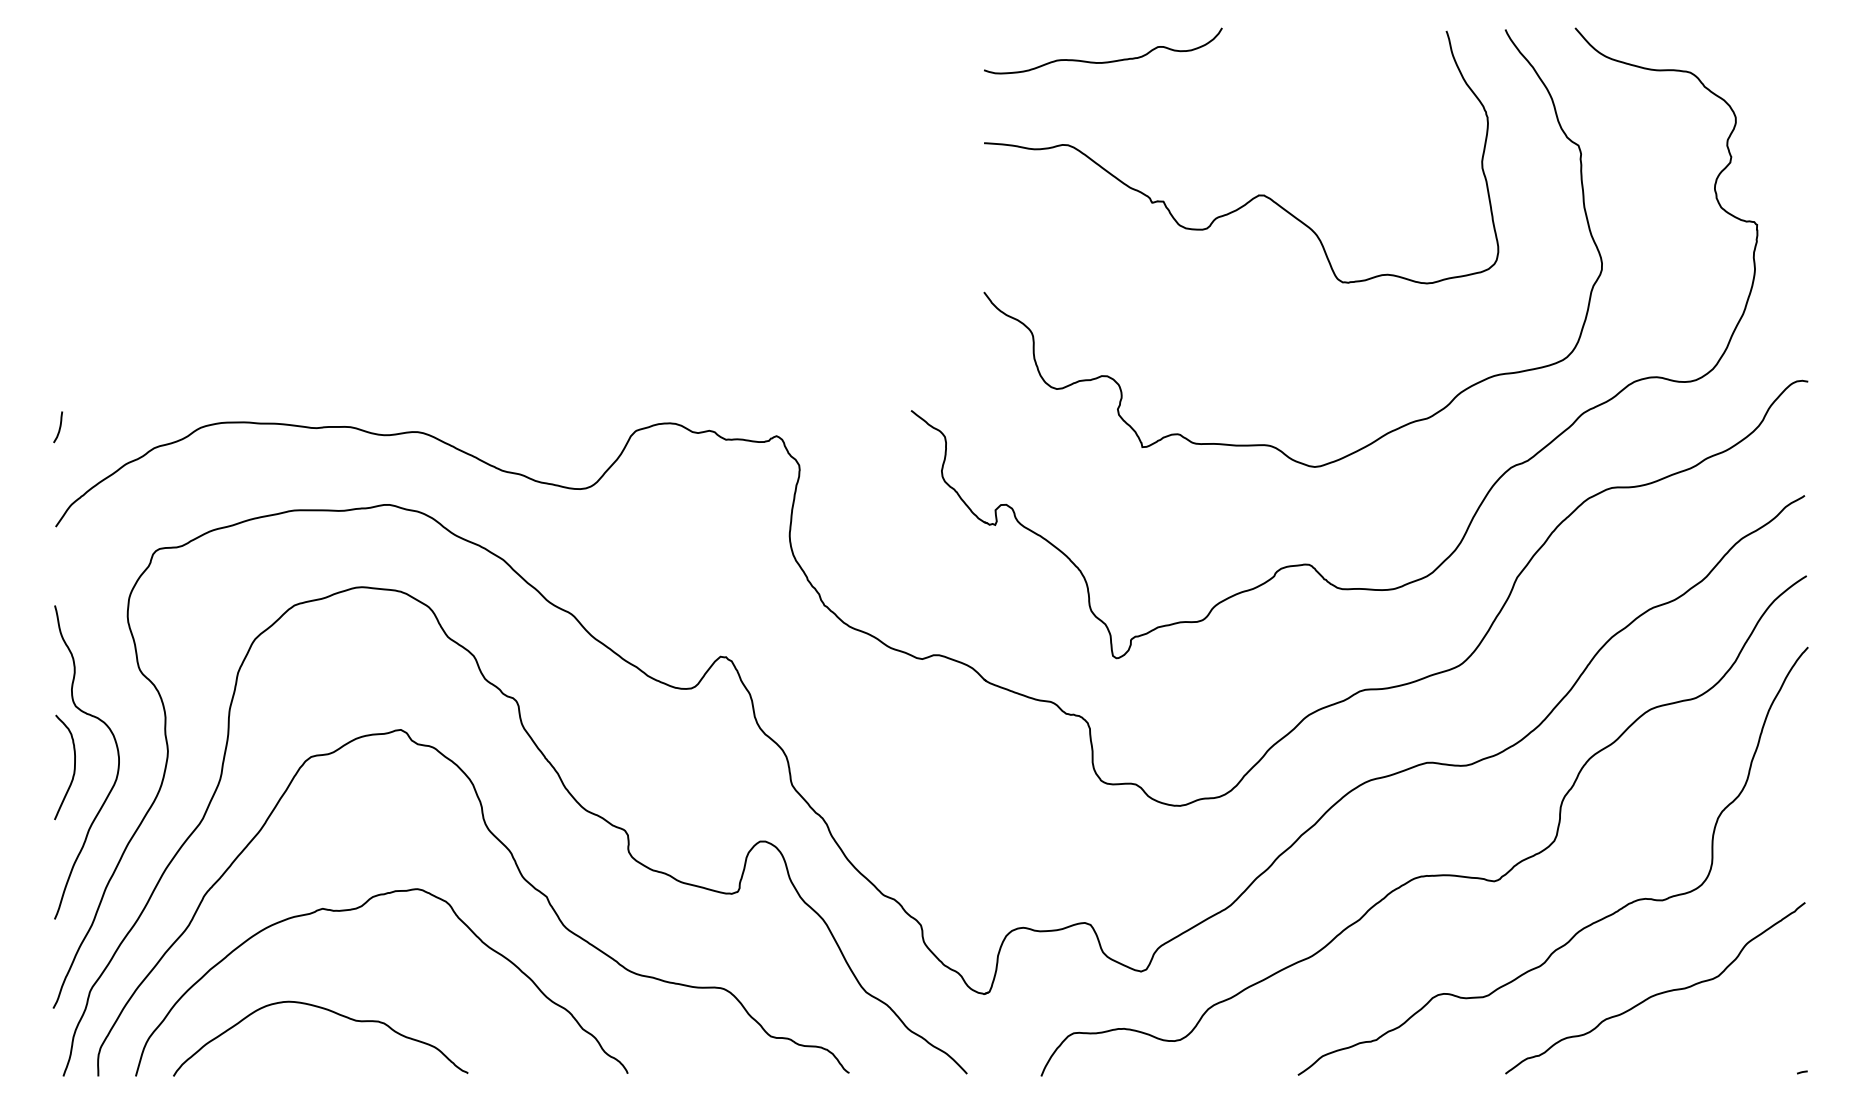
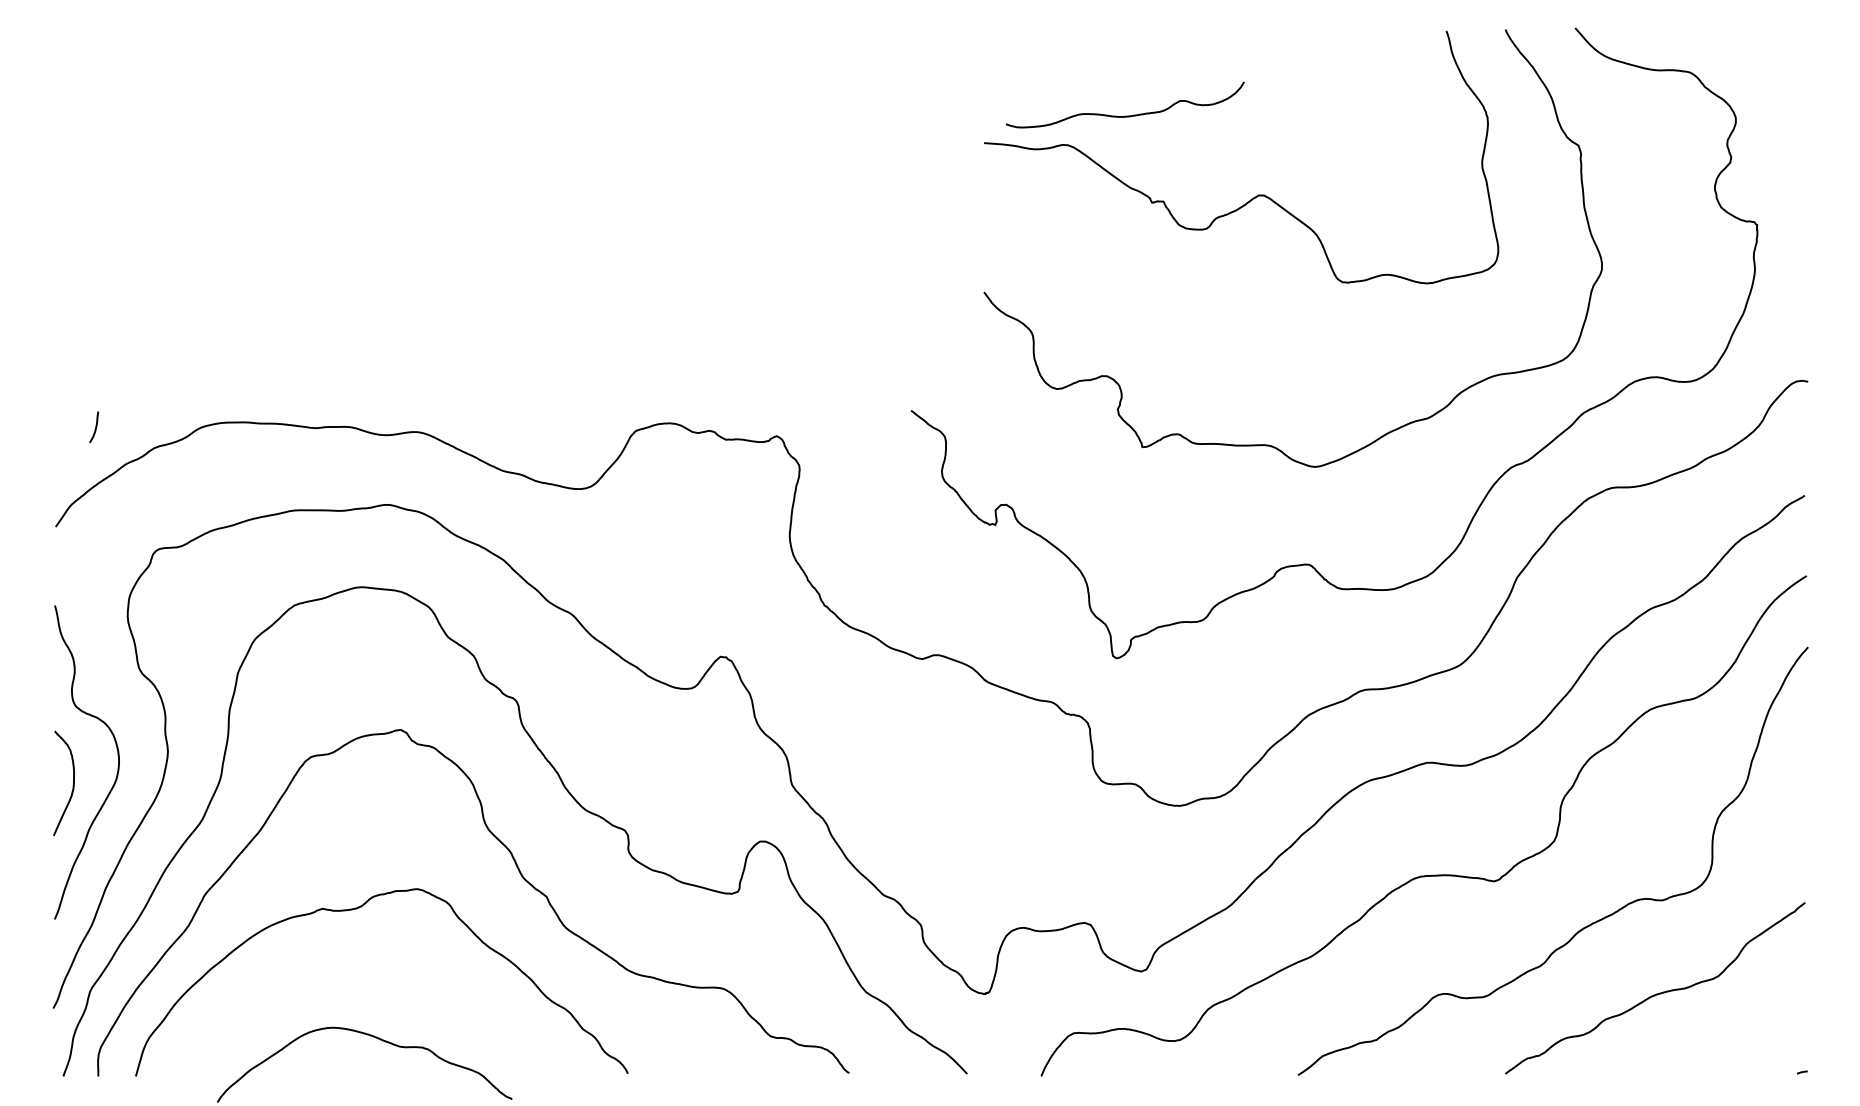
curve position: (1103, 61) -> (1125, 115) (1125, 115)
curve position: (59, 427) -> (95, 427) (95, 427)
curve position: (73, 769) -> (72, 785) (72, 785)
curve position: (331, 1012) -> (375, 1038) (375, 1038)
